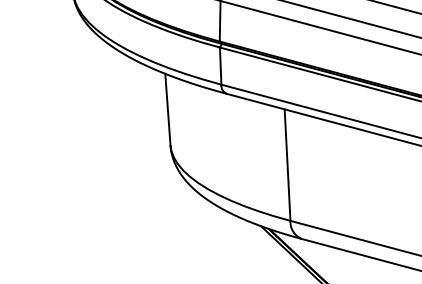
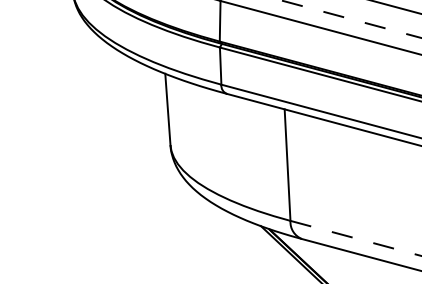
line: solid -> dashed (351, 19)
line: solid -> dashed (355, 238)
